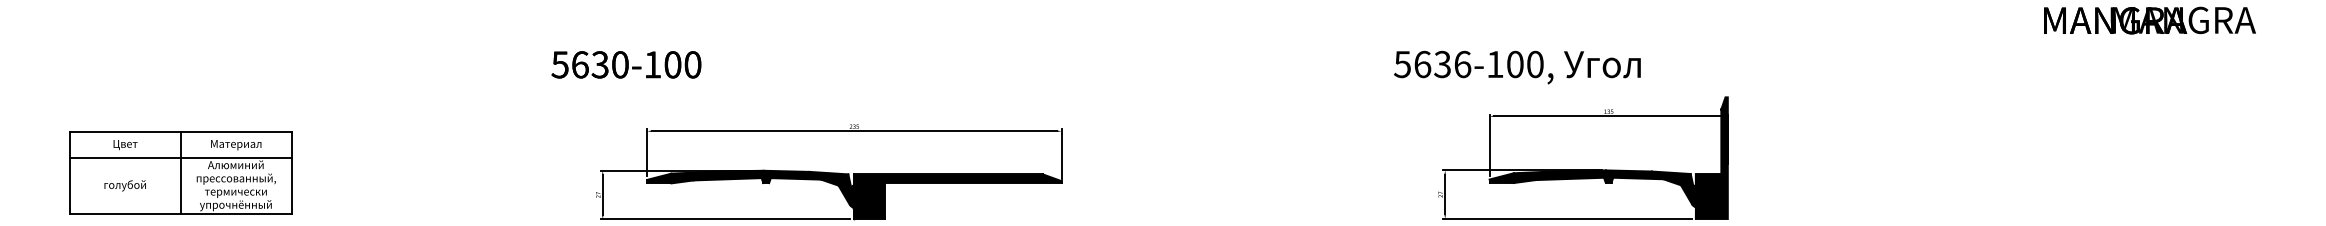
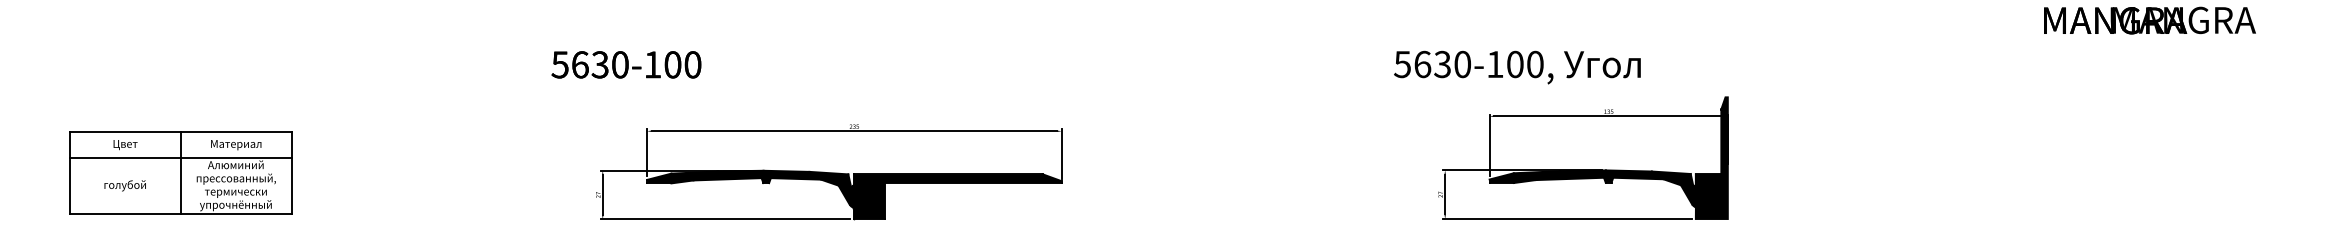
text: 5636-100, -> 5630-100, (1462, 64)
